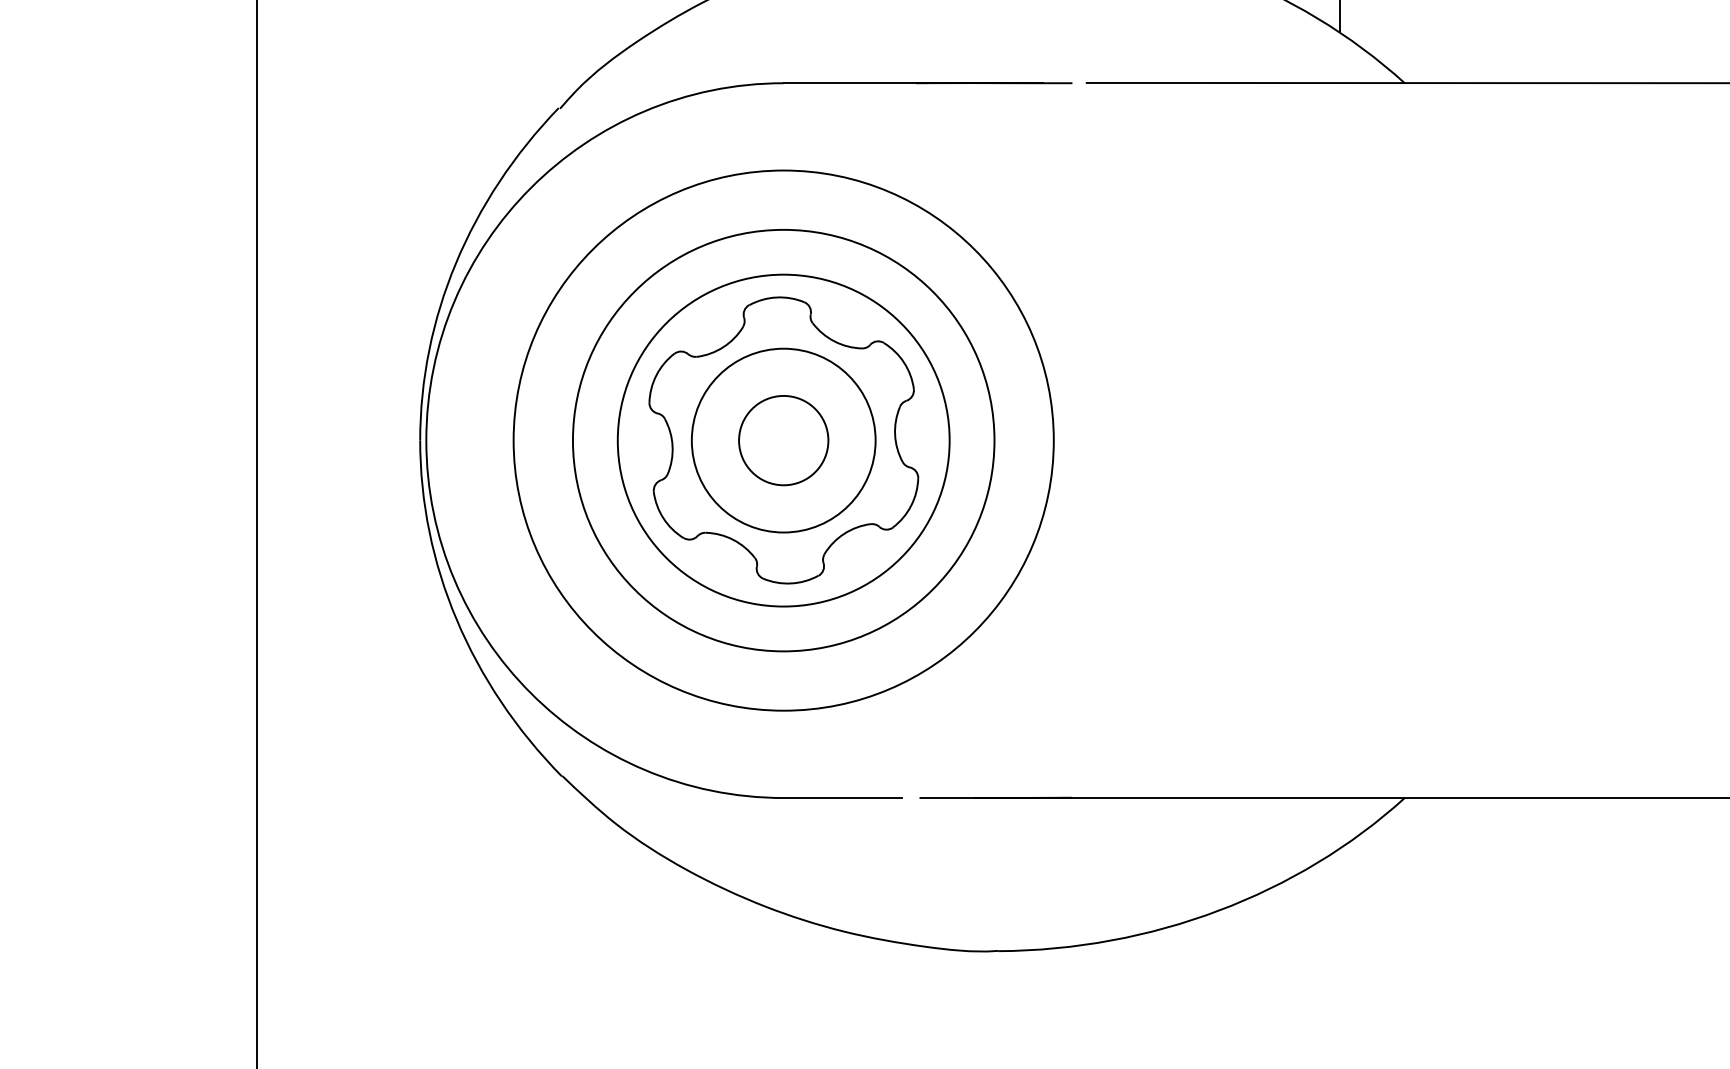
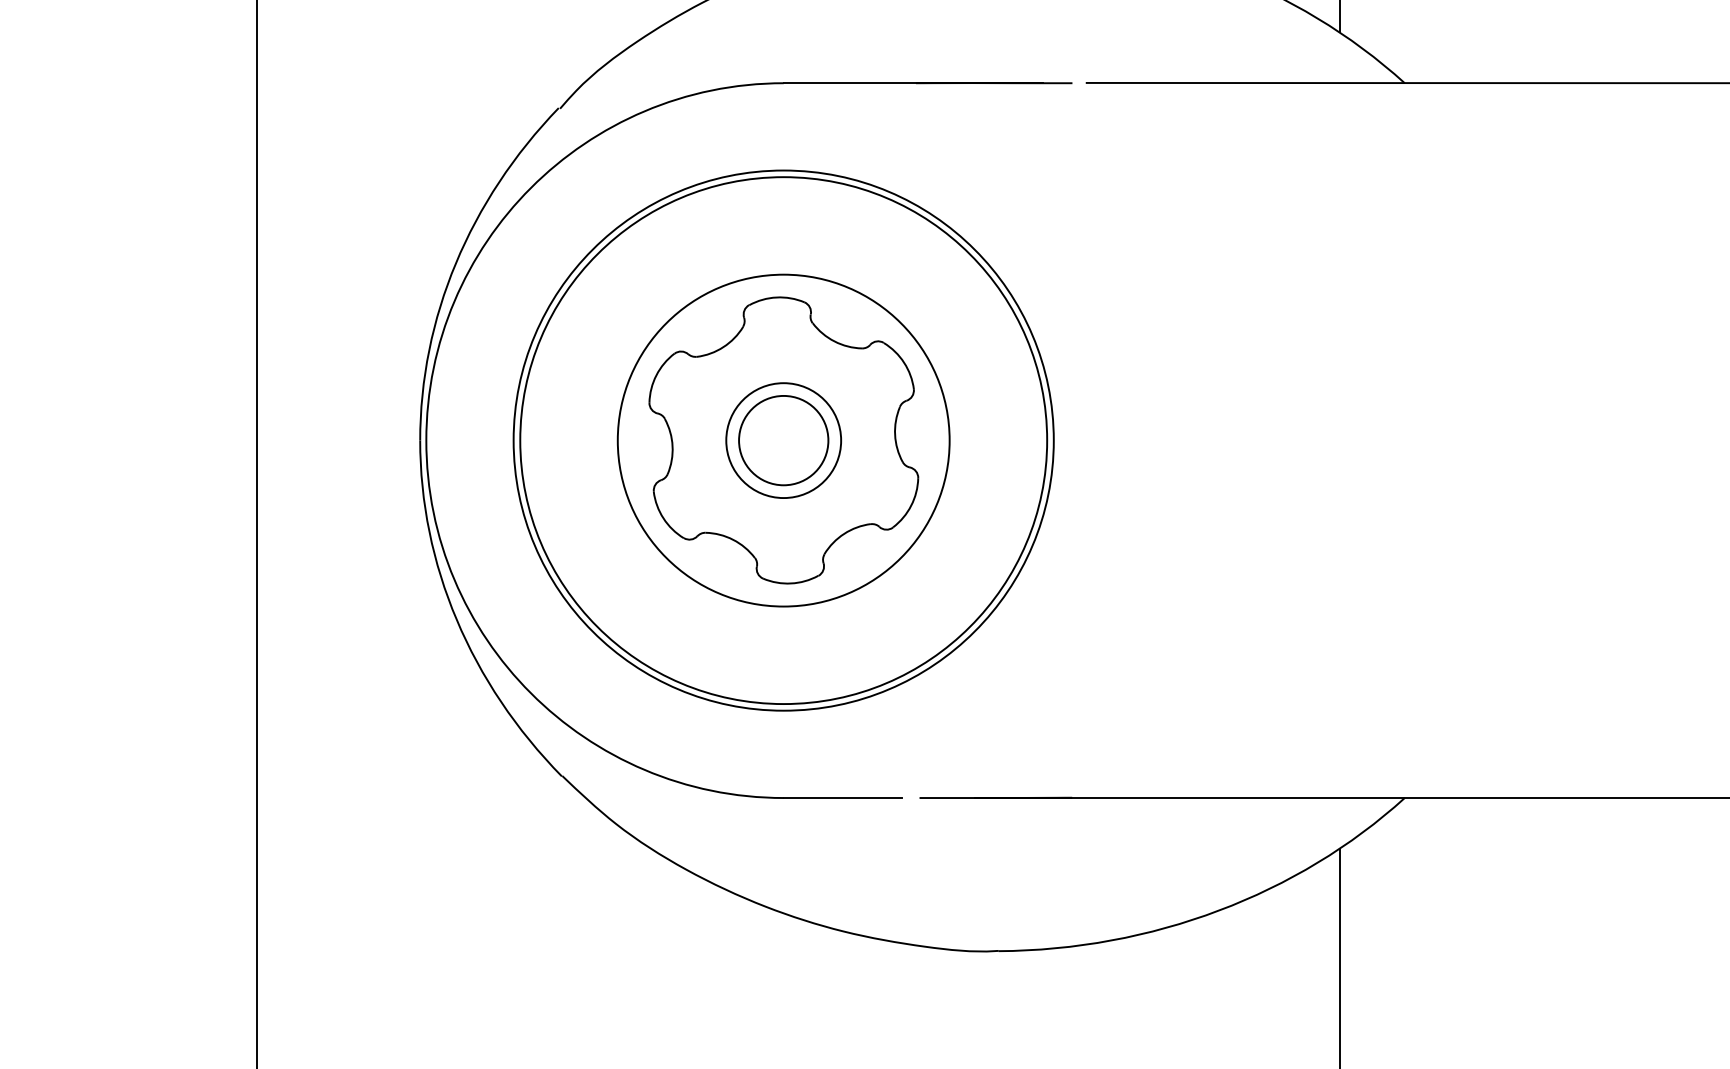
circle diameter: 184 px -> 115 px (783, 440)
circle diameter: 422 px -> 527 px (783, 440)
line: none -> present (1339, 956)
